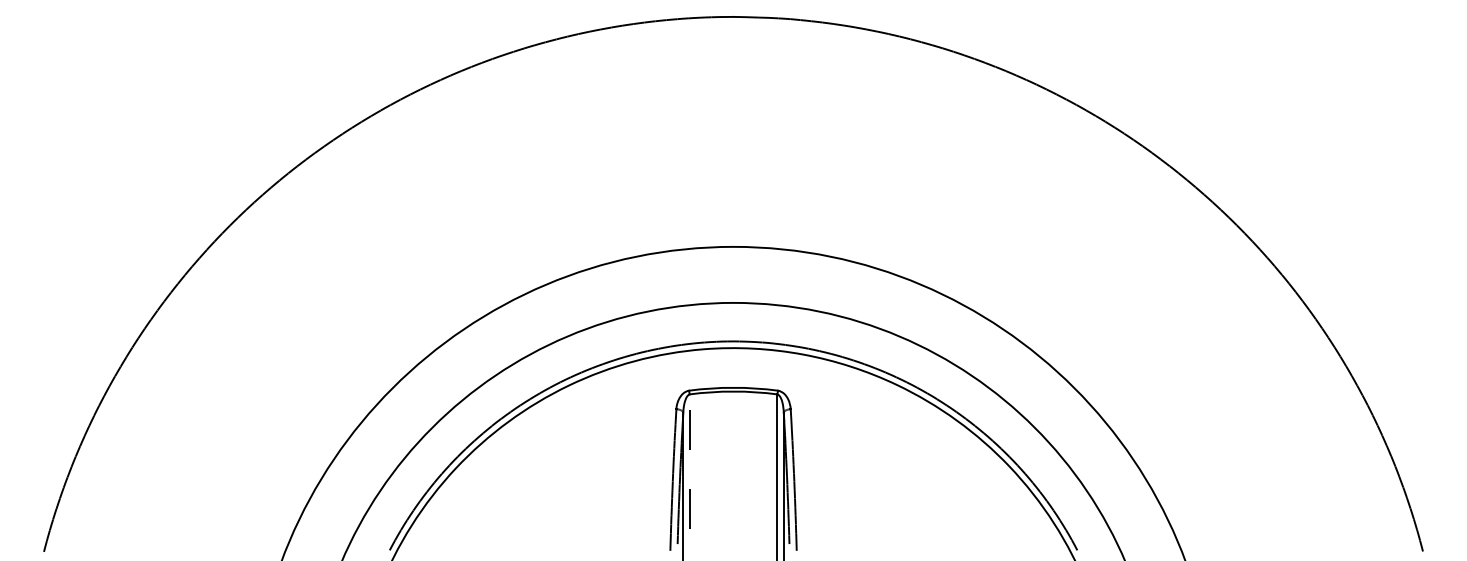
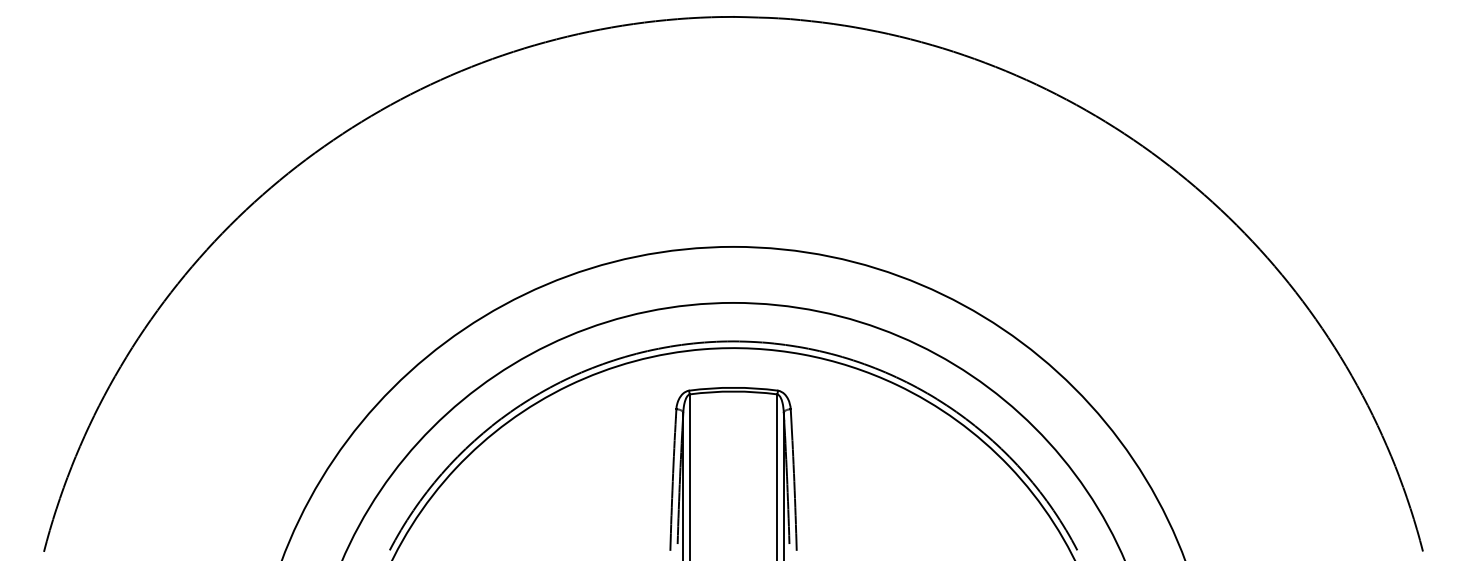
line: dashed -> solid (689, 477)
